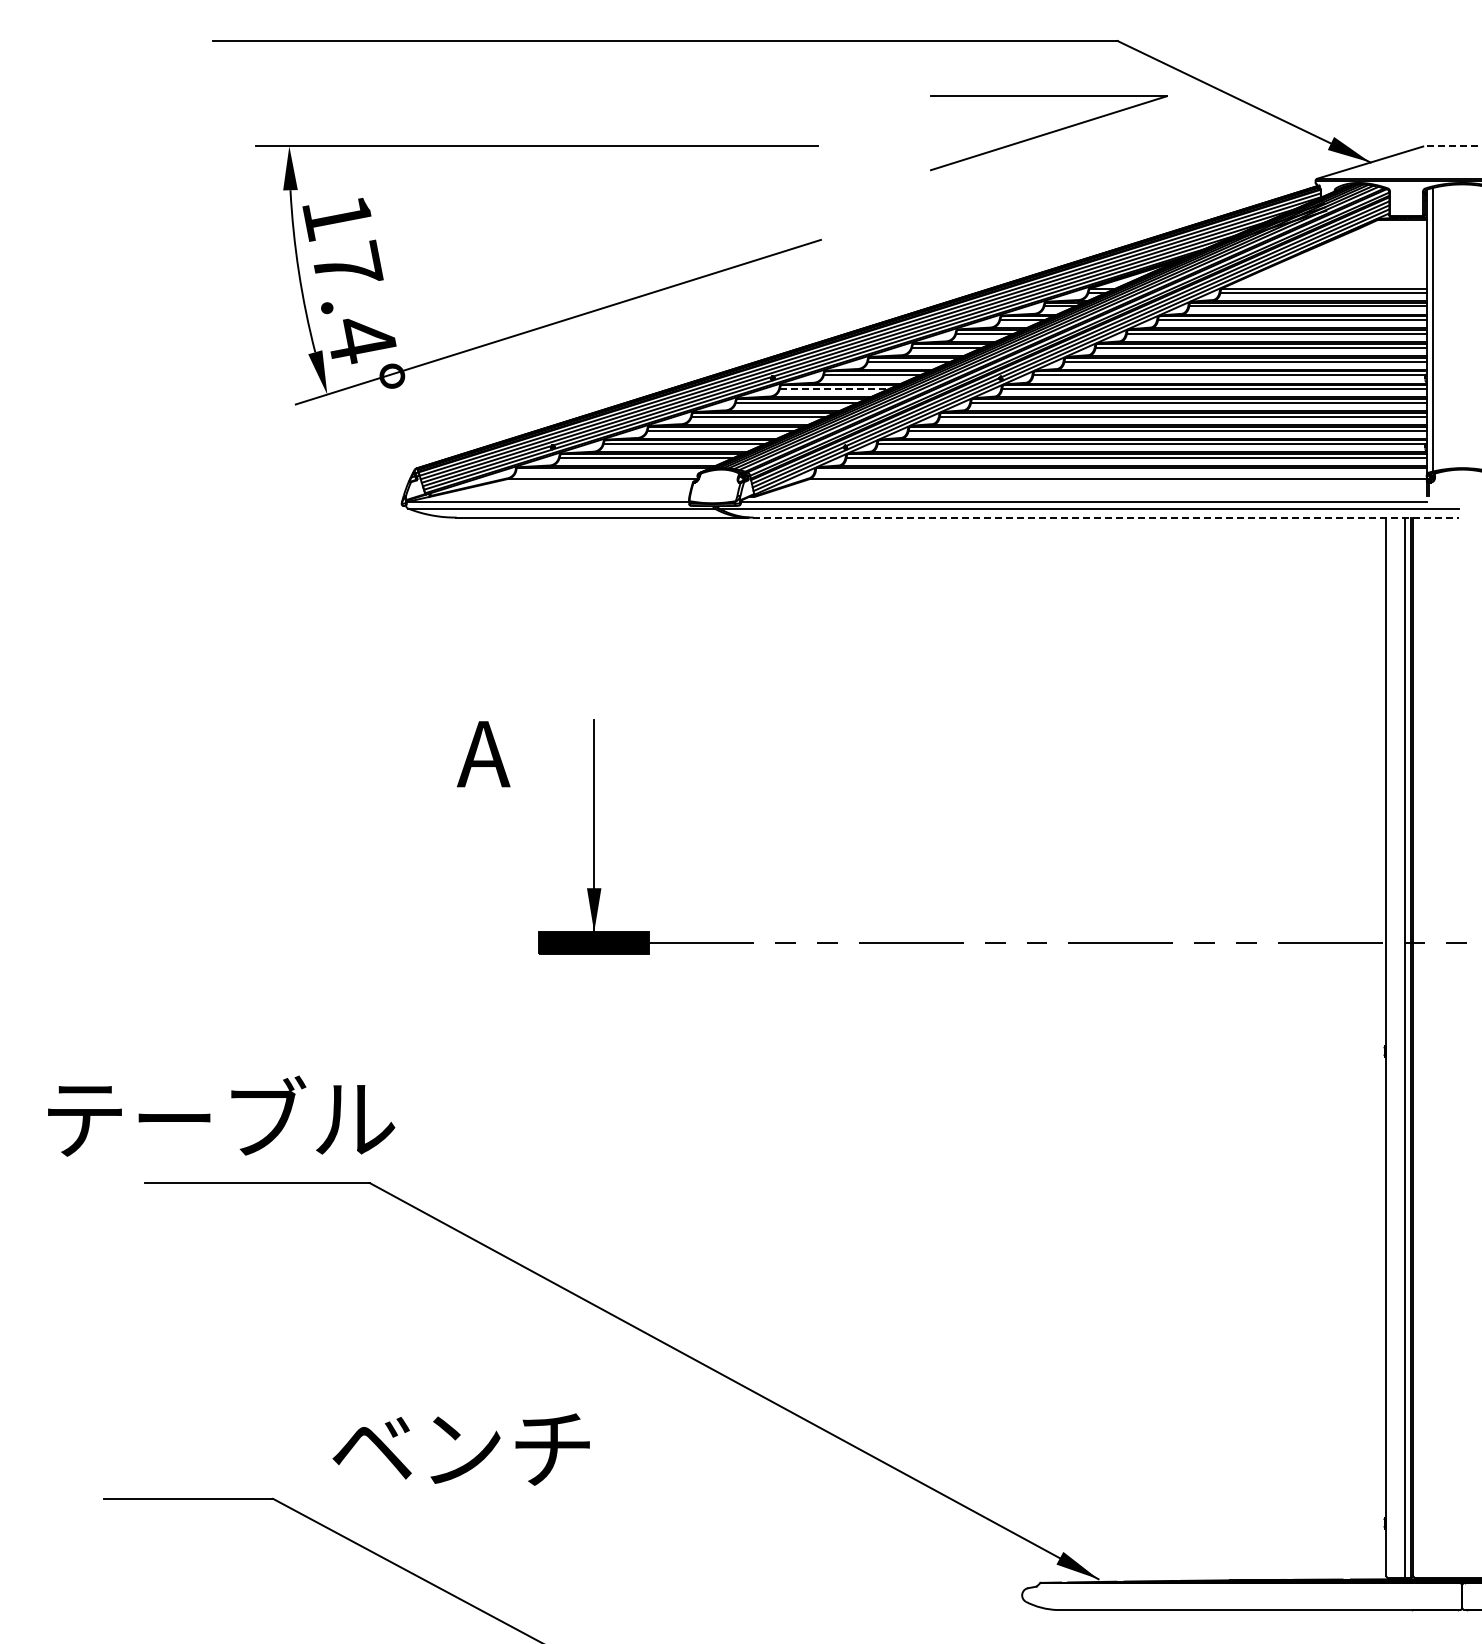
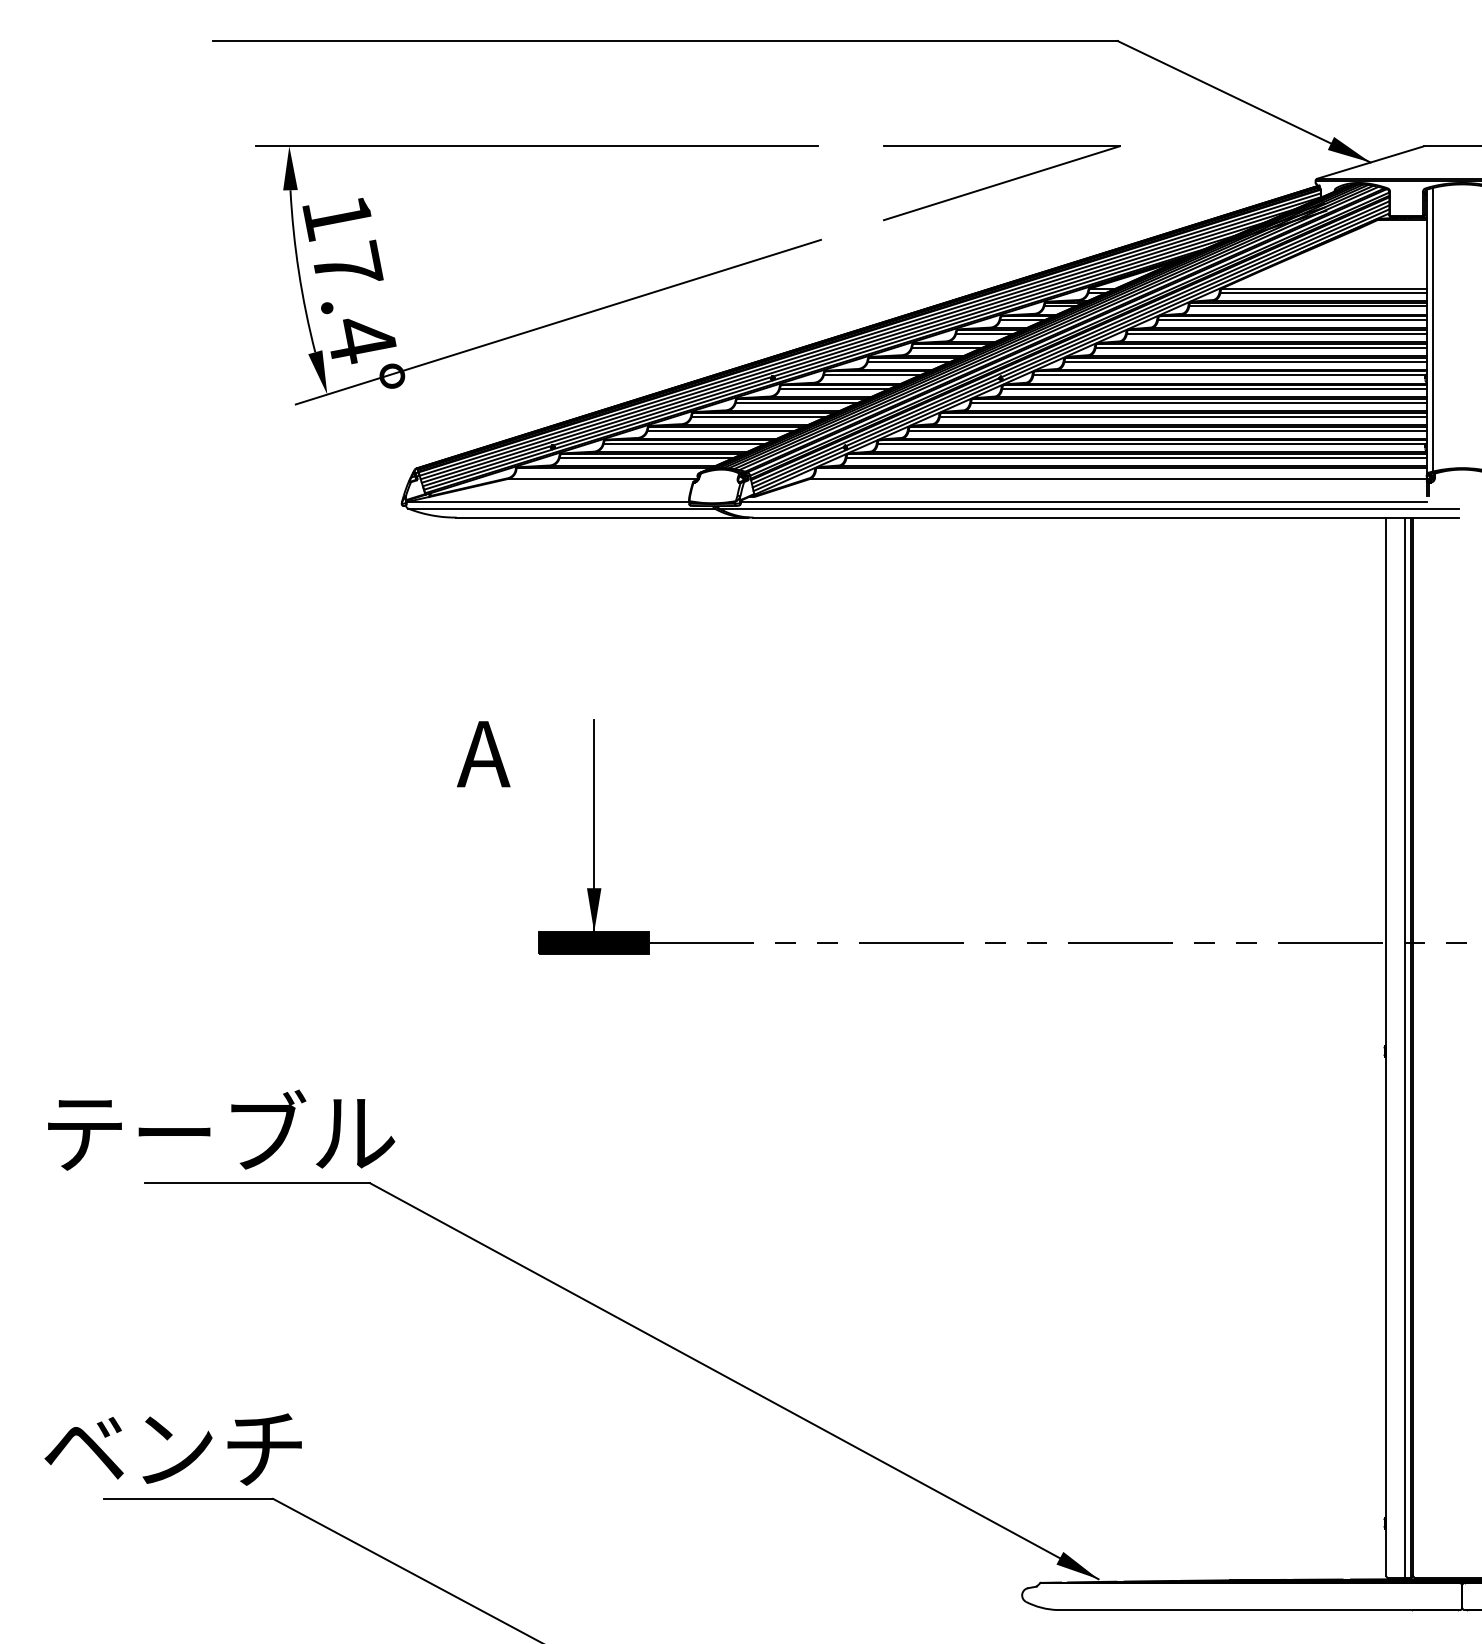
part position: (1048, 133) -> (1001, 183) (1001, 183)
line: dashed -> solid (1452, 146)
line: dashed -> solid (834, 389)
line: dashed -> solid (1106, 517)
text position: (221, 1115) -> (221, 1129) (221, 1129)
text position: (460, 1449) -> (172, 1449) (172, 1449)
